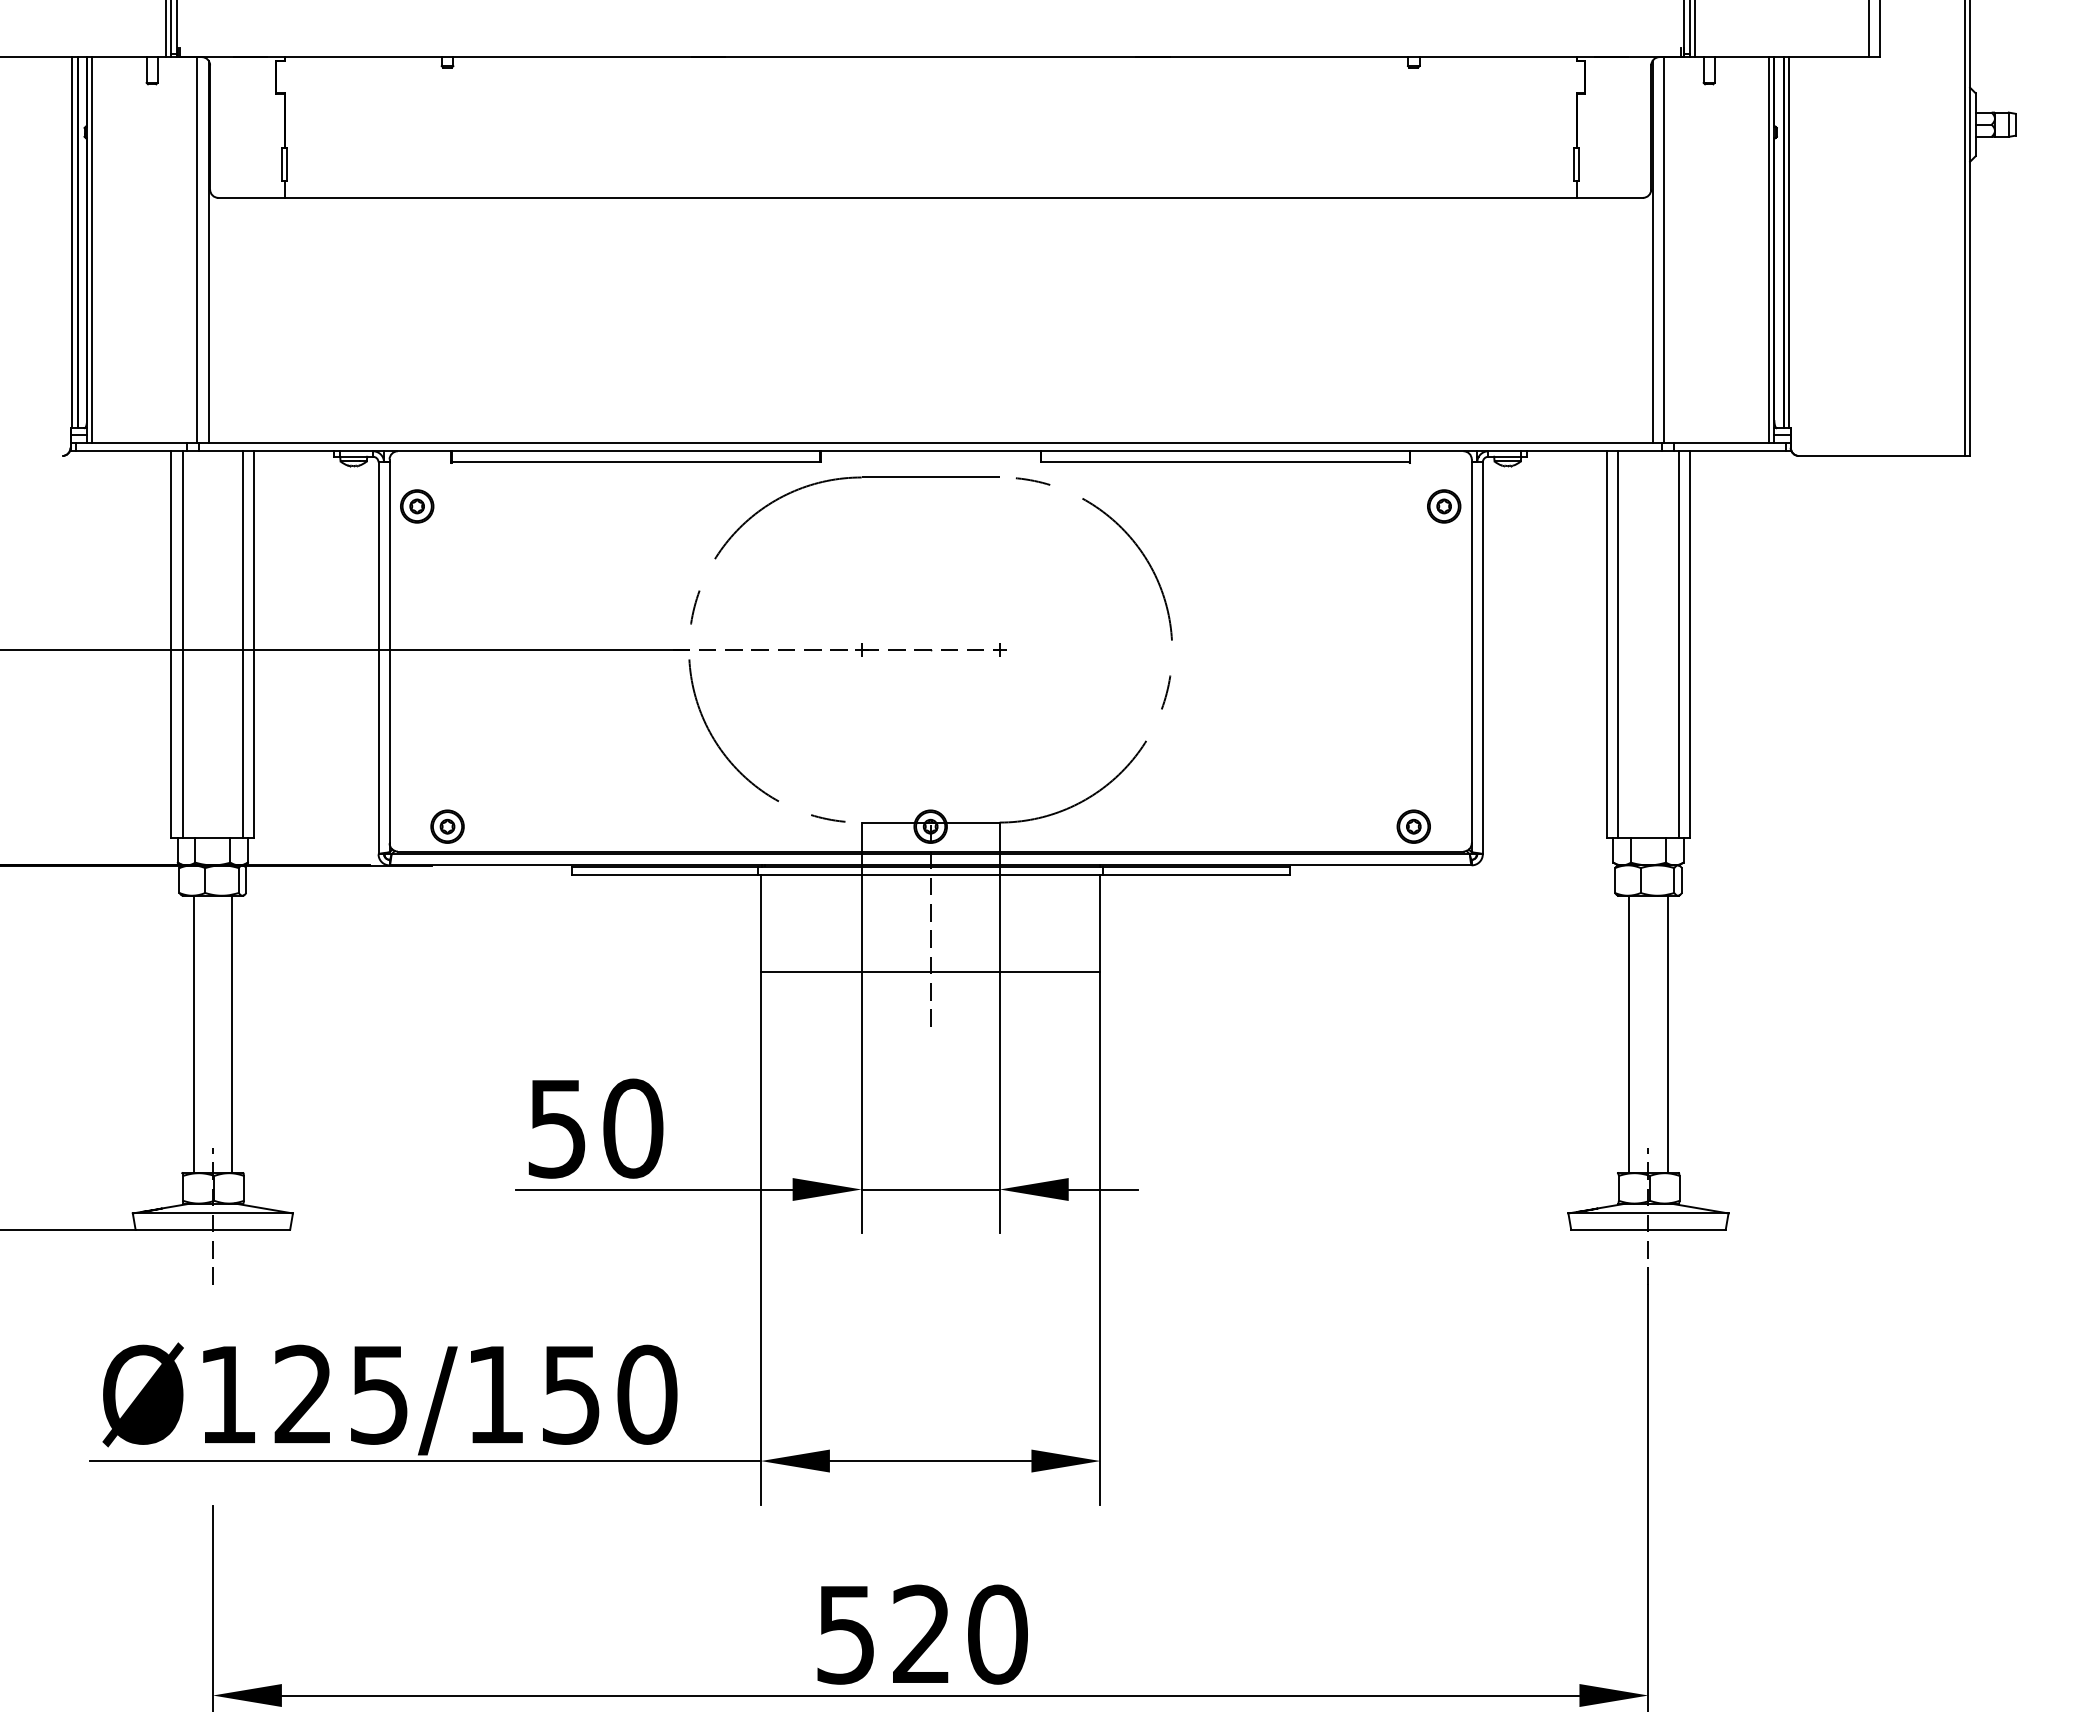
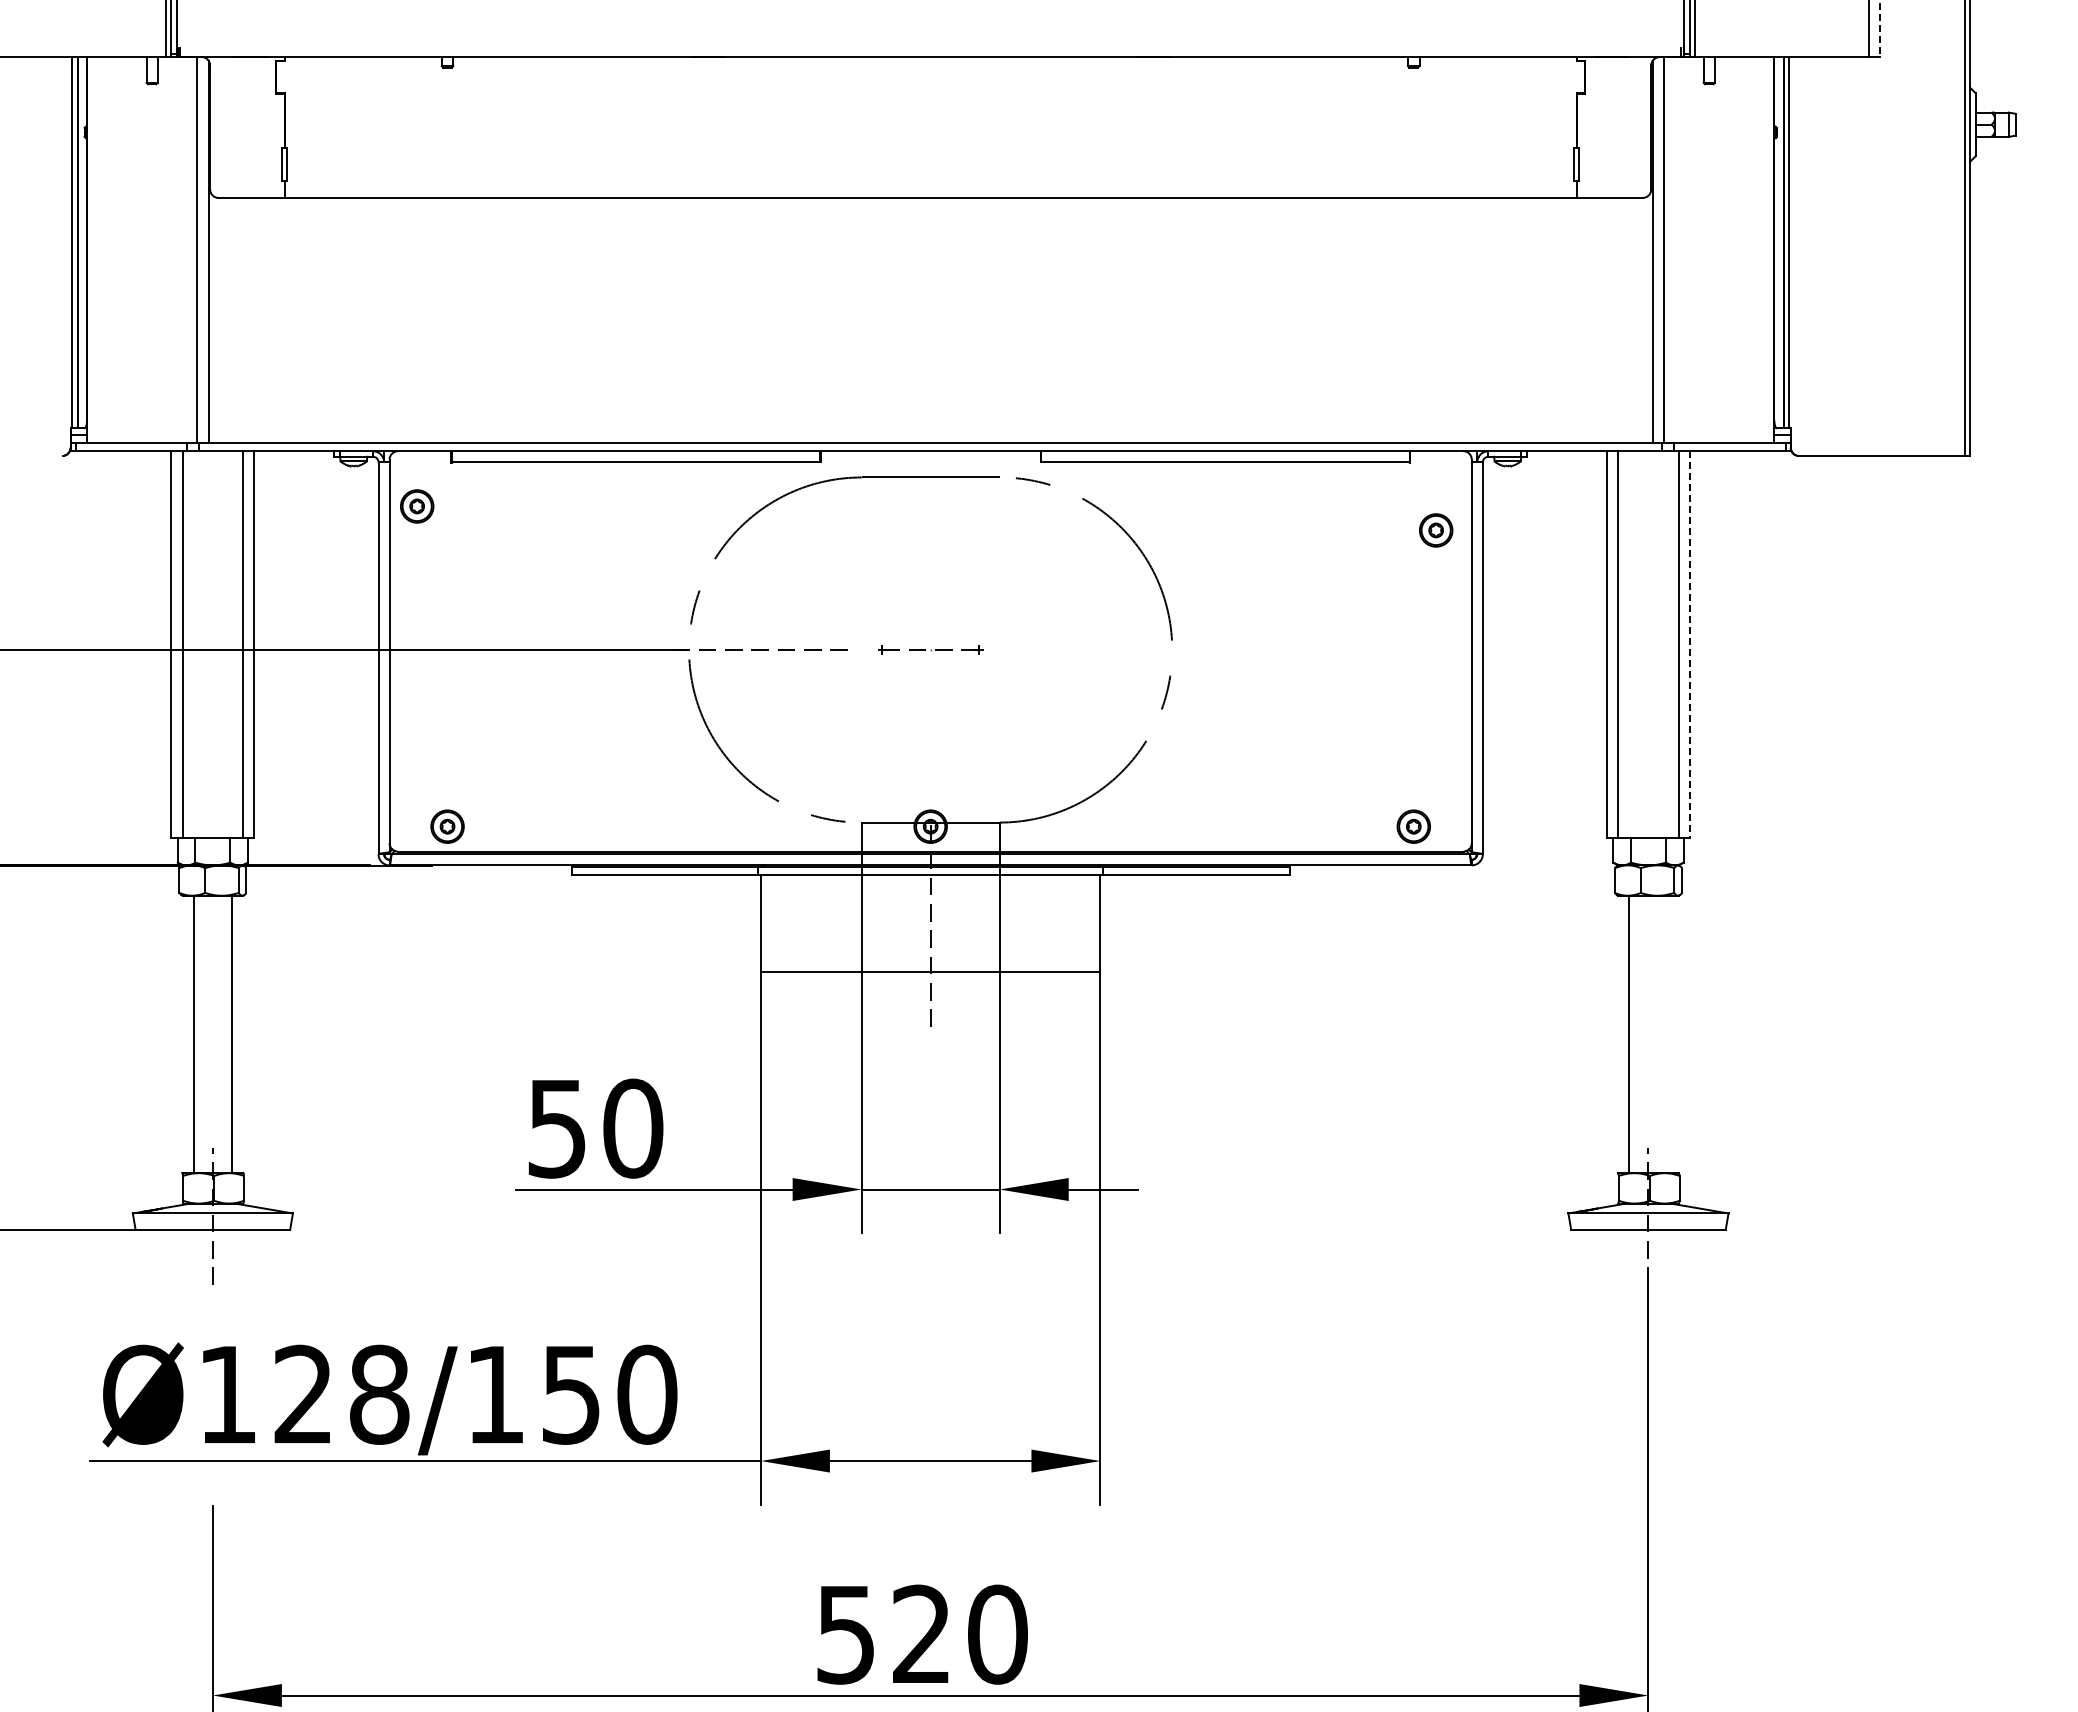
line: solid -> dashed (1880, 29)
line: present -> none (92, 249)
line: present -> none (1769, 249)
part position: (1444, 506) -> (1436, 530) (1436, 530)
line: solid -> dashed (1689, 645)
part size: 152x14 px -> 106x10 px (930, 649)
line: present -> none (1667, 1034)
text: Ø125/150 -> Ø128/150 (379, 1394)
